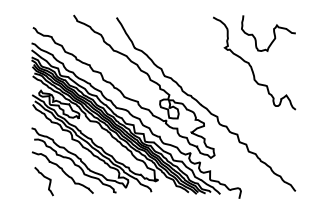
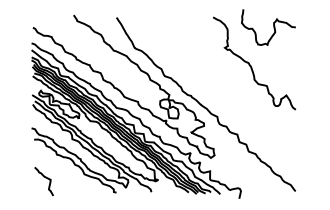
curve position: (273, 33) -> (273, 27) (273, 27)
curve: present -> none (62, 171)
